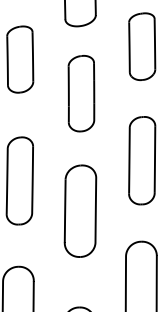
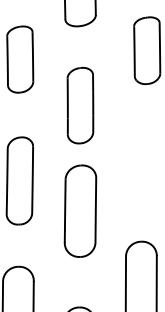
part position: (142, 46) -> (147, 50) (147, 50)
part position: (81, 93) -> (80, 105) (80, 105)
part: present -> none (142, 160)
